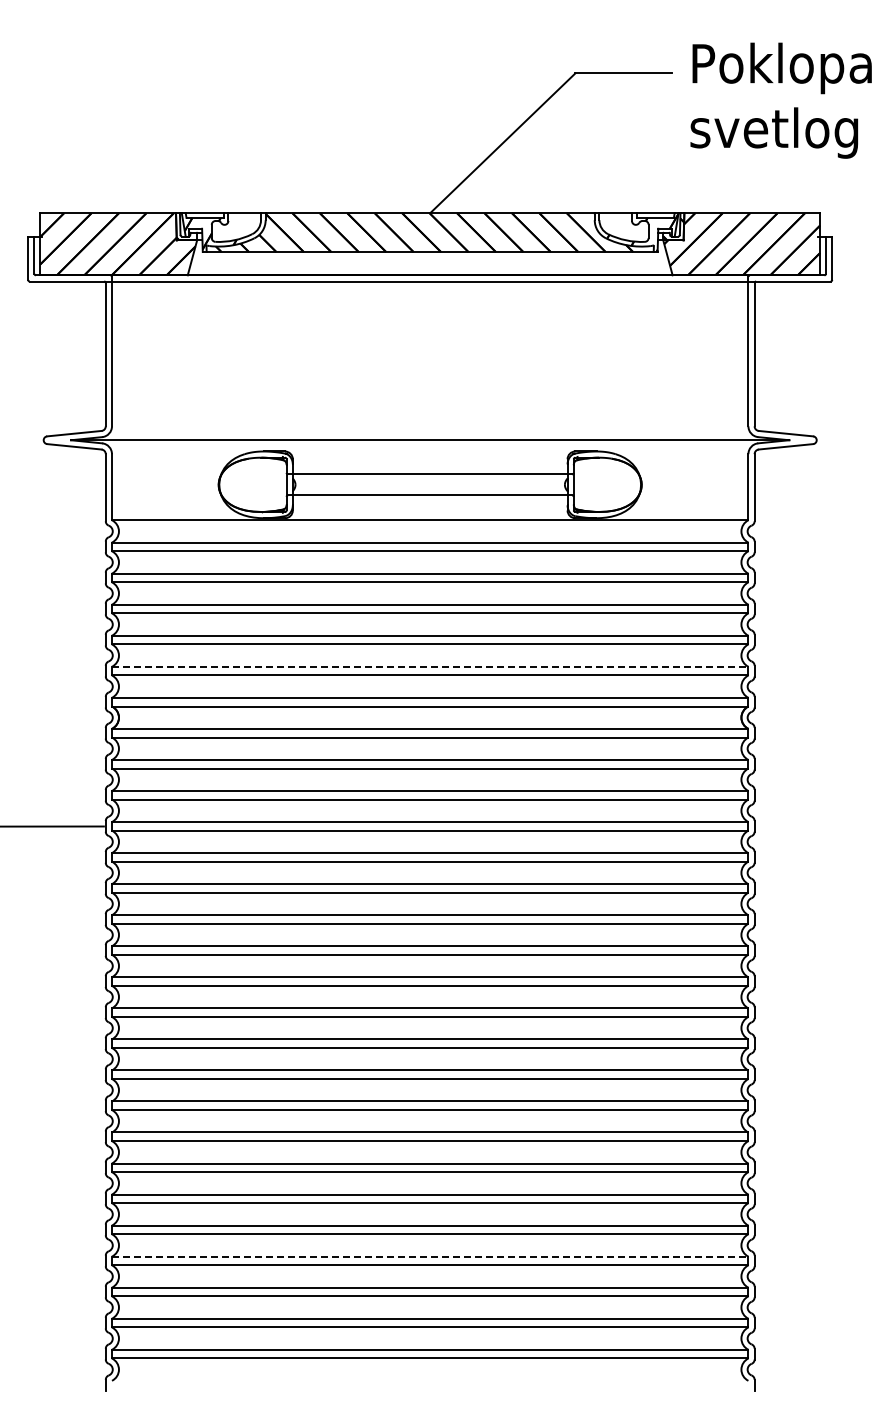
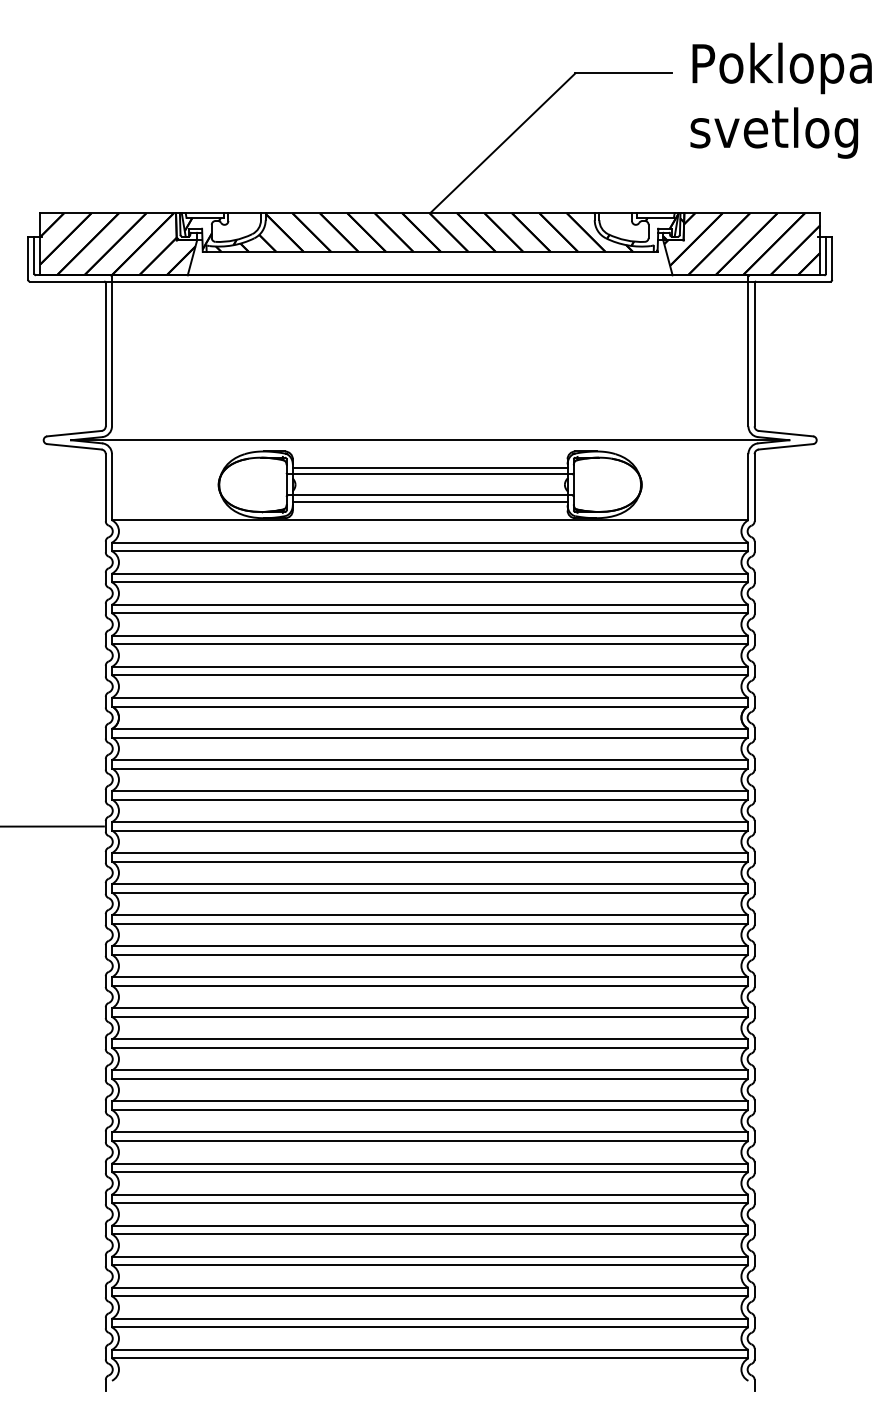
line: none -> present (429, 468)
line: none -> present (429, 501)
line: dashed -> solid (430, 666)
line: dashed -> solid (430, 1256)
